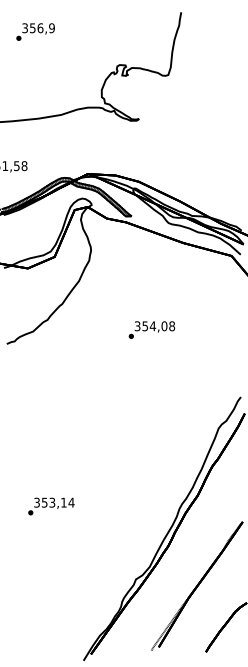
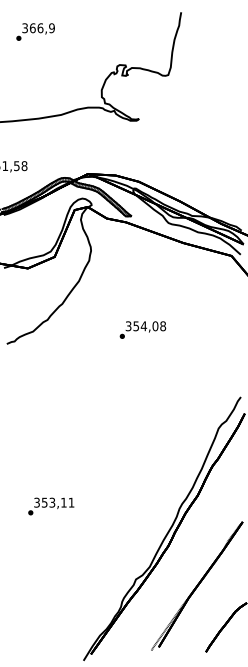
text: 356,9 -> 366,9 (32, 28)
text position: (151, 329) -> (142, 329) (142, 329)
text: 353,14 -> 353,11 (71, 502)
